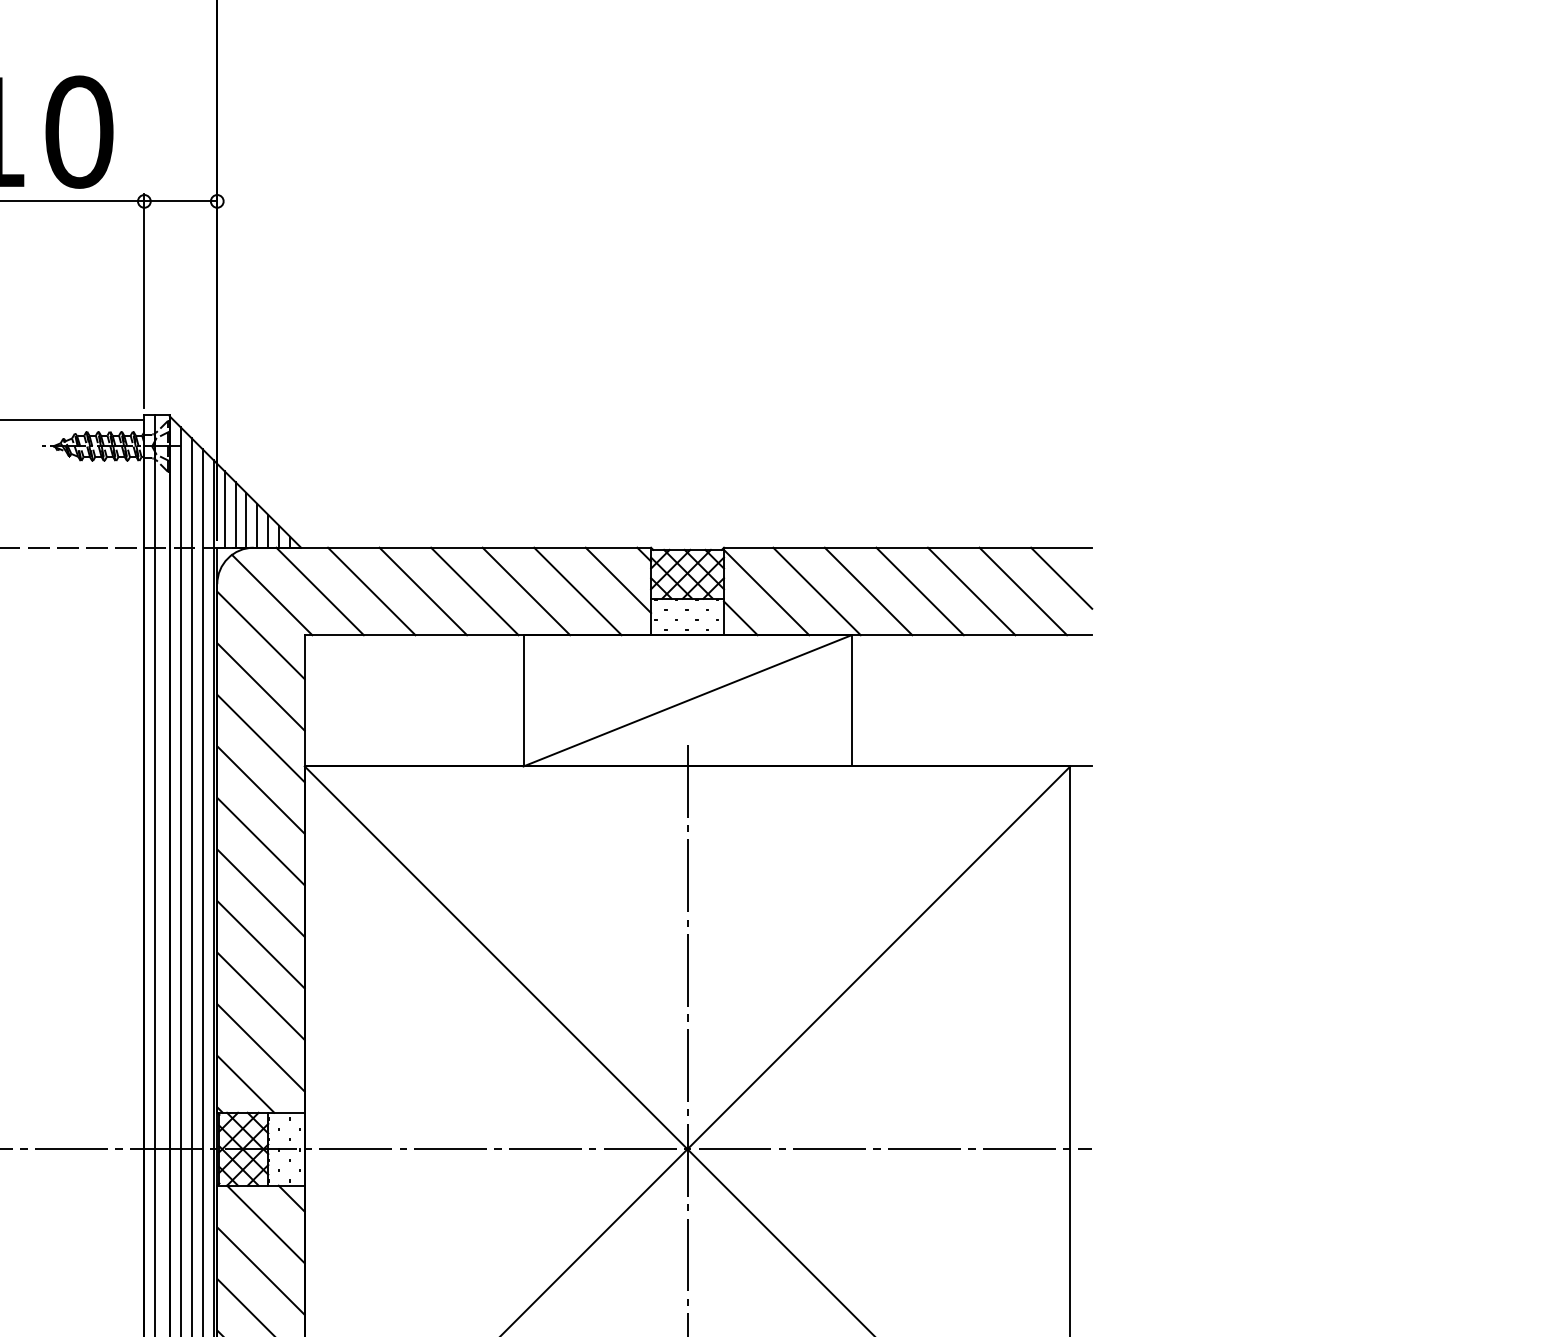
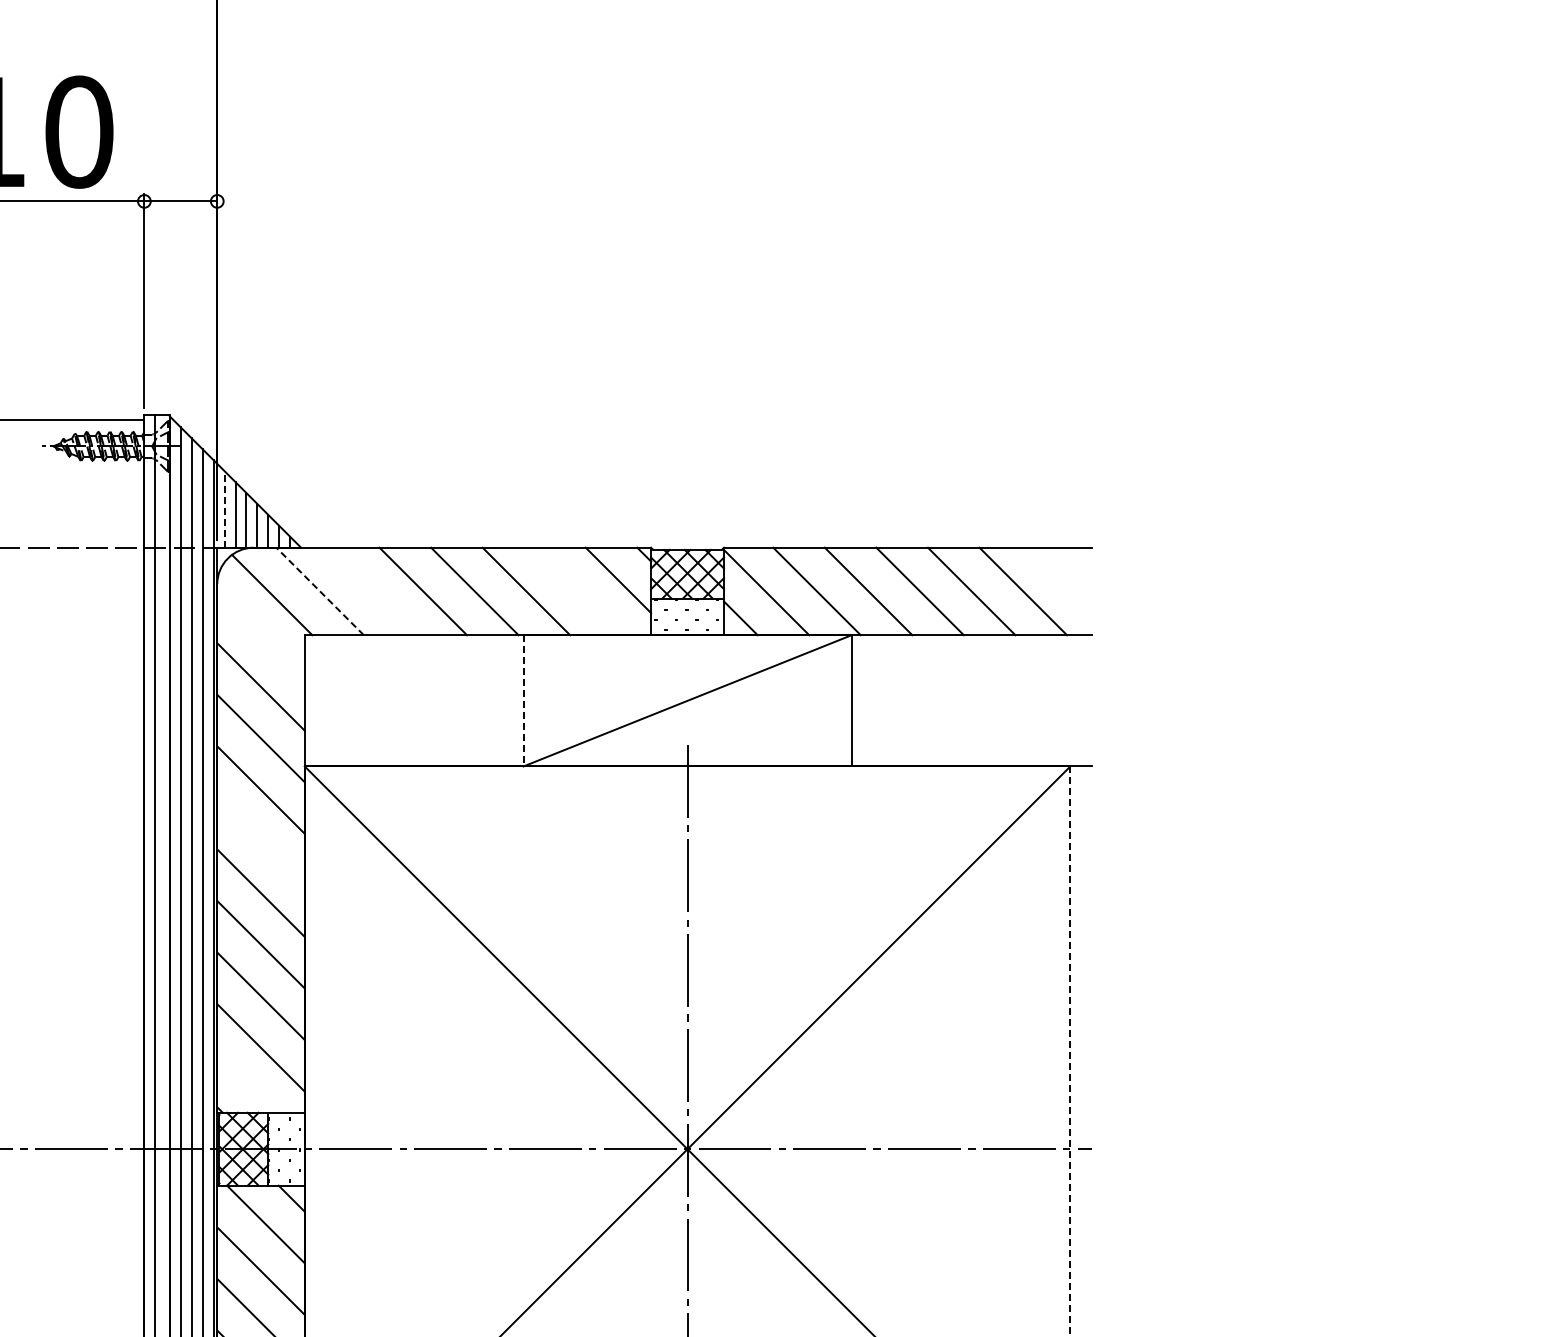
line: solid -> dashed (224, 508)
line: present -> none (1061, 577)
line: solid -> dashed (320, 591)
line: present -> none (371, 591)
line: present -> none (577, 591)
line: present -> none (260, 635)
line: solid -> dashed (523, 700)
line: present -> none (260, 841)
line: solid -> dashed (1070, 1051)
line: present -> none (245, 1083)
